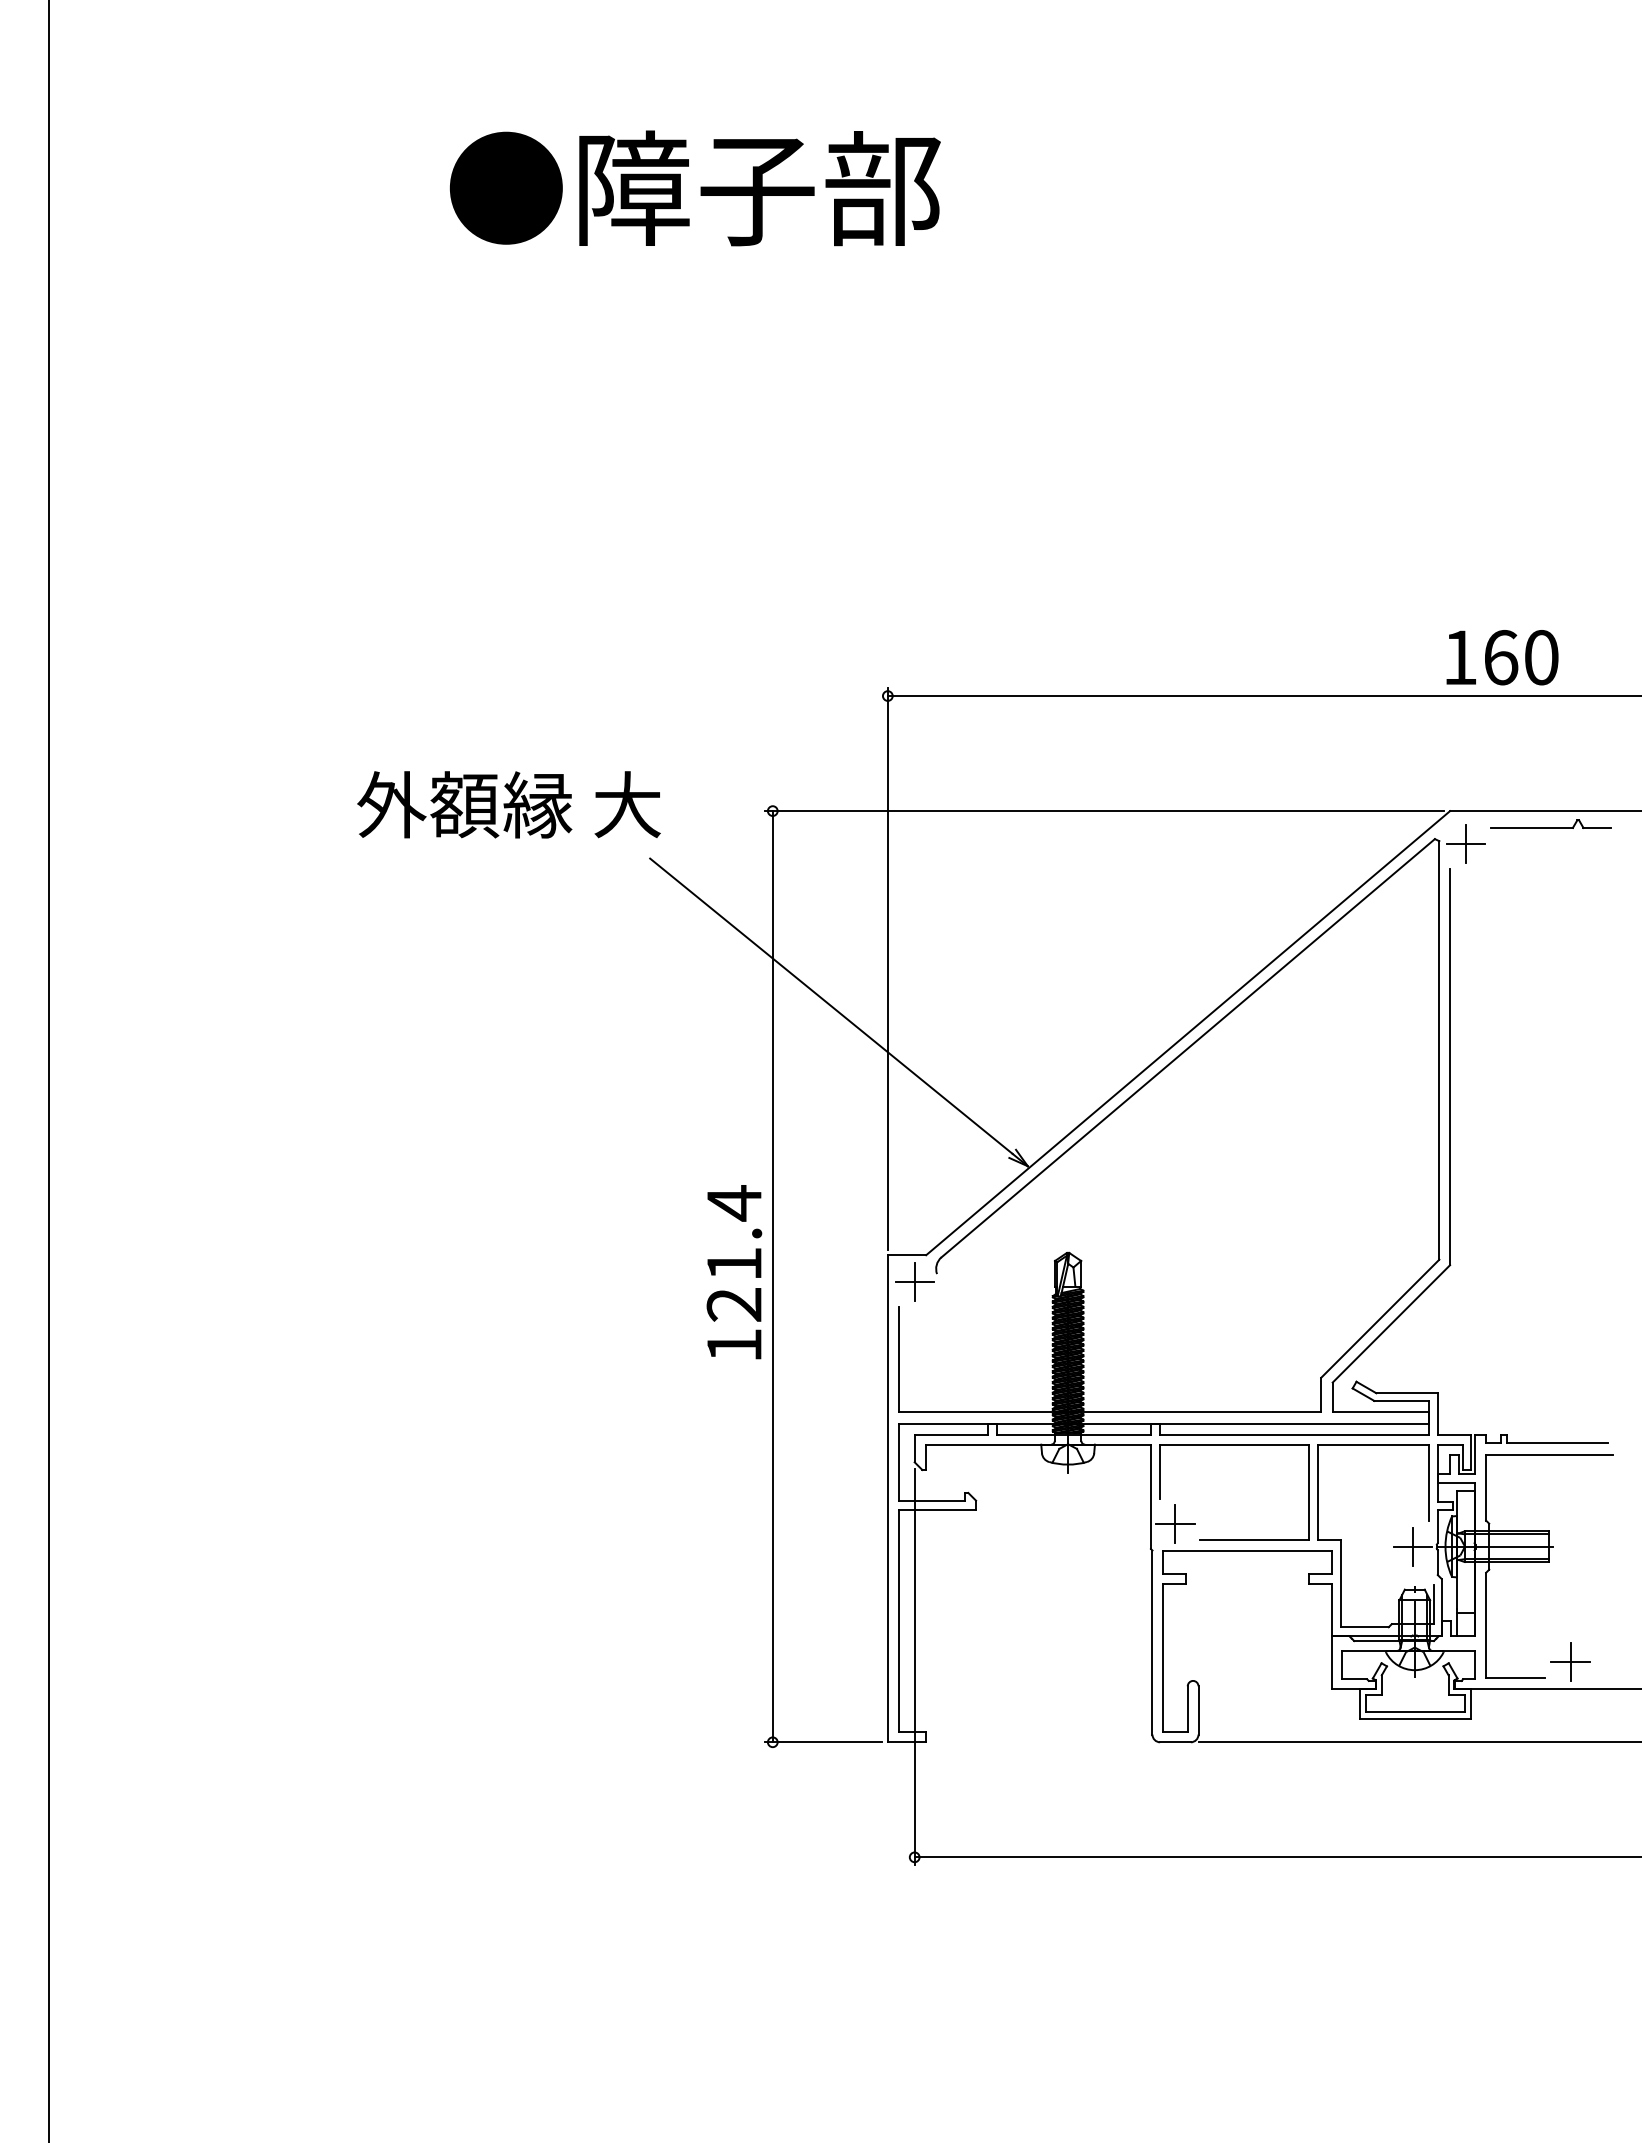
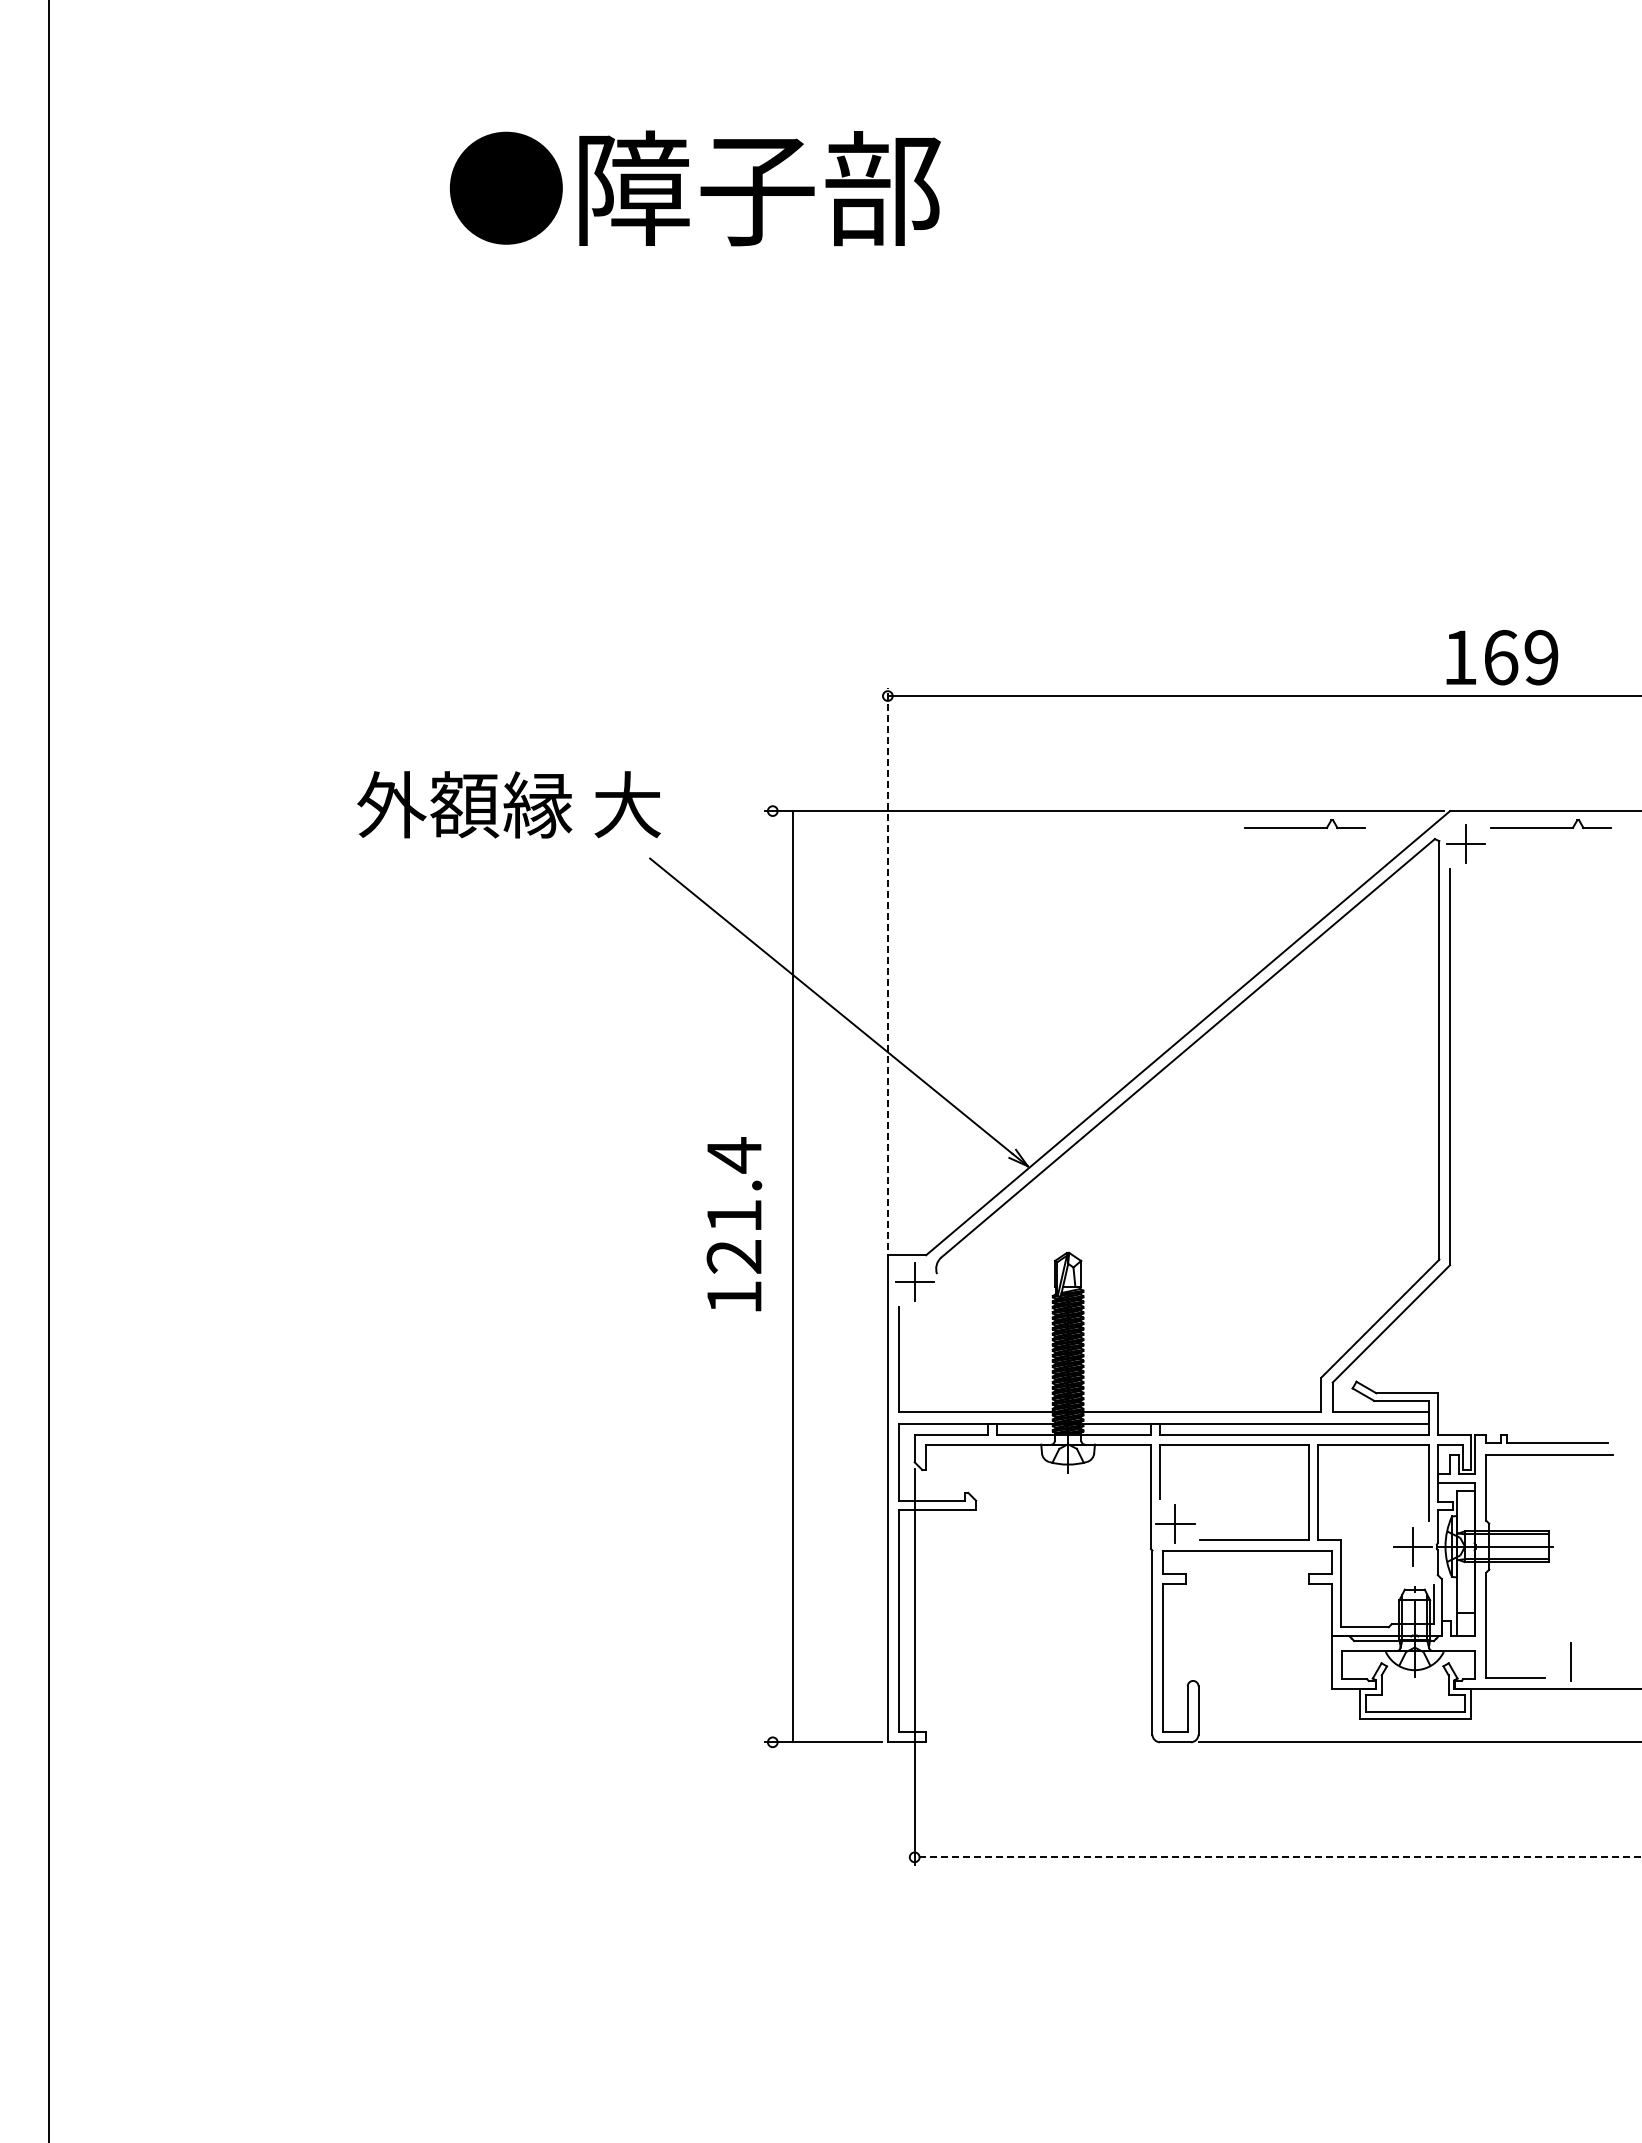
text: 160 -> 169 (1541, 657)
part: none -> present (1304, 823)
line: solid -> dashed (887, 969)
text position: (734, 1272) -> (734, 1224) (734, 1224)
line position: (772, 1276) -> (792, 1276) (792, 1276)
line: present -> none (1570, 1661)
line: solid -> dashed (1277, 1857)
